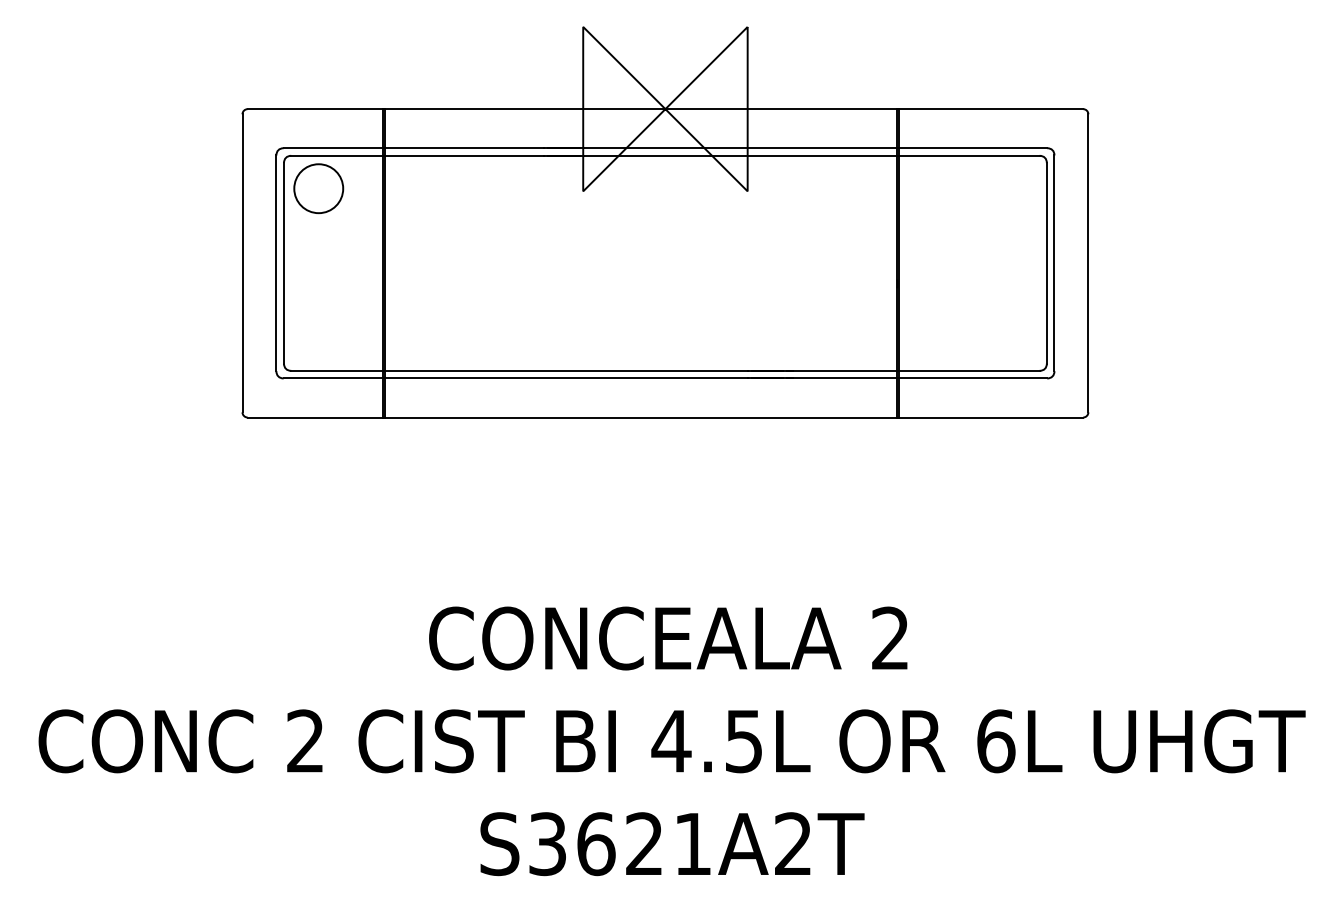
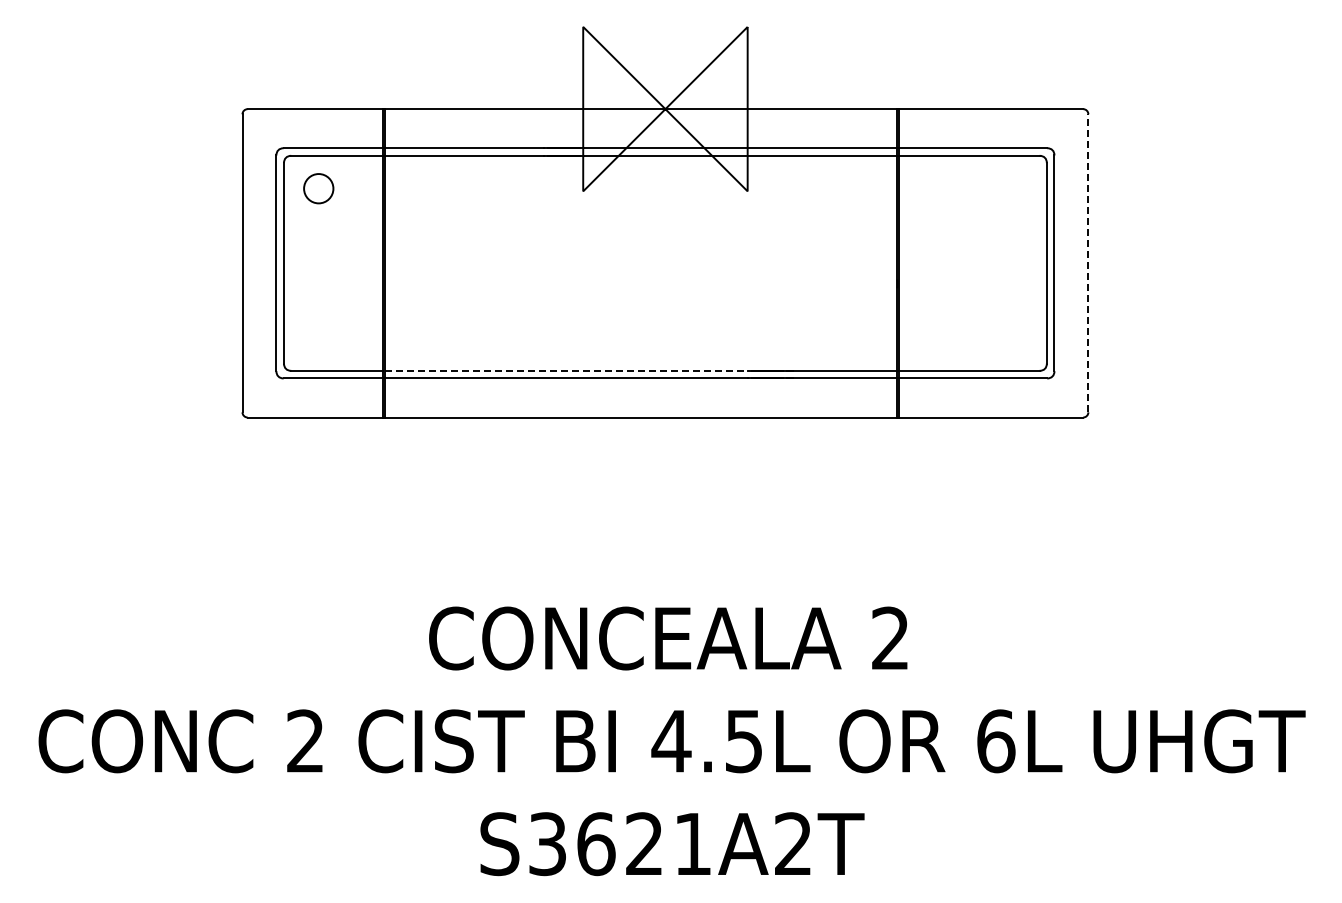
circle diameter: 49 px -> 29 px (318, 188)
line: solid -> dashed (1088, 262)
line: solid -> dashed (567, 370)
